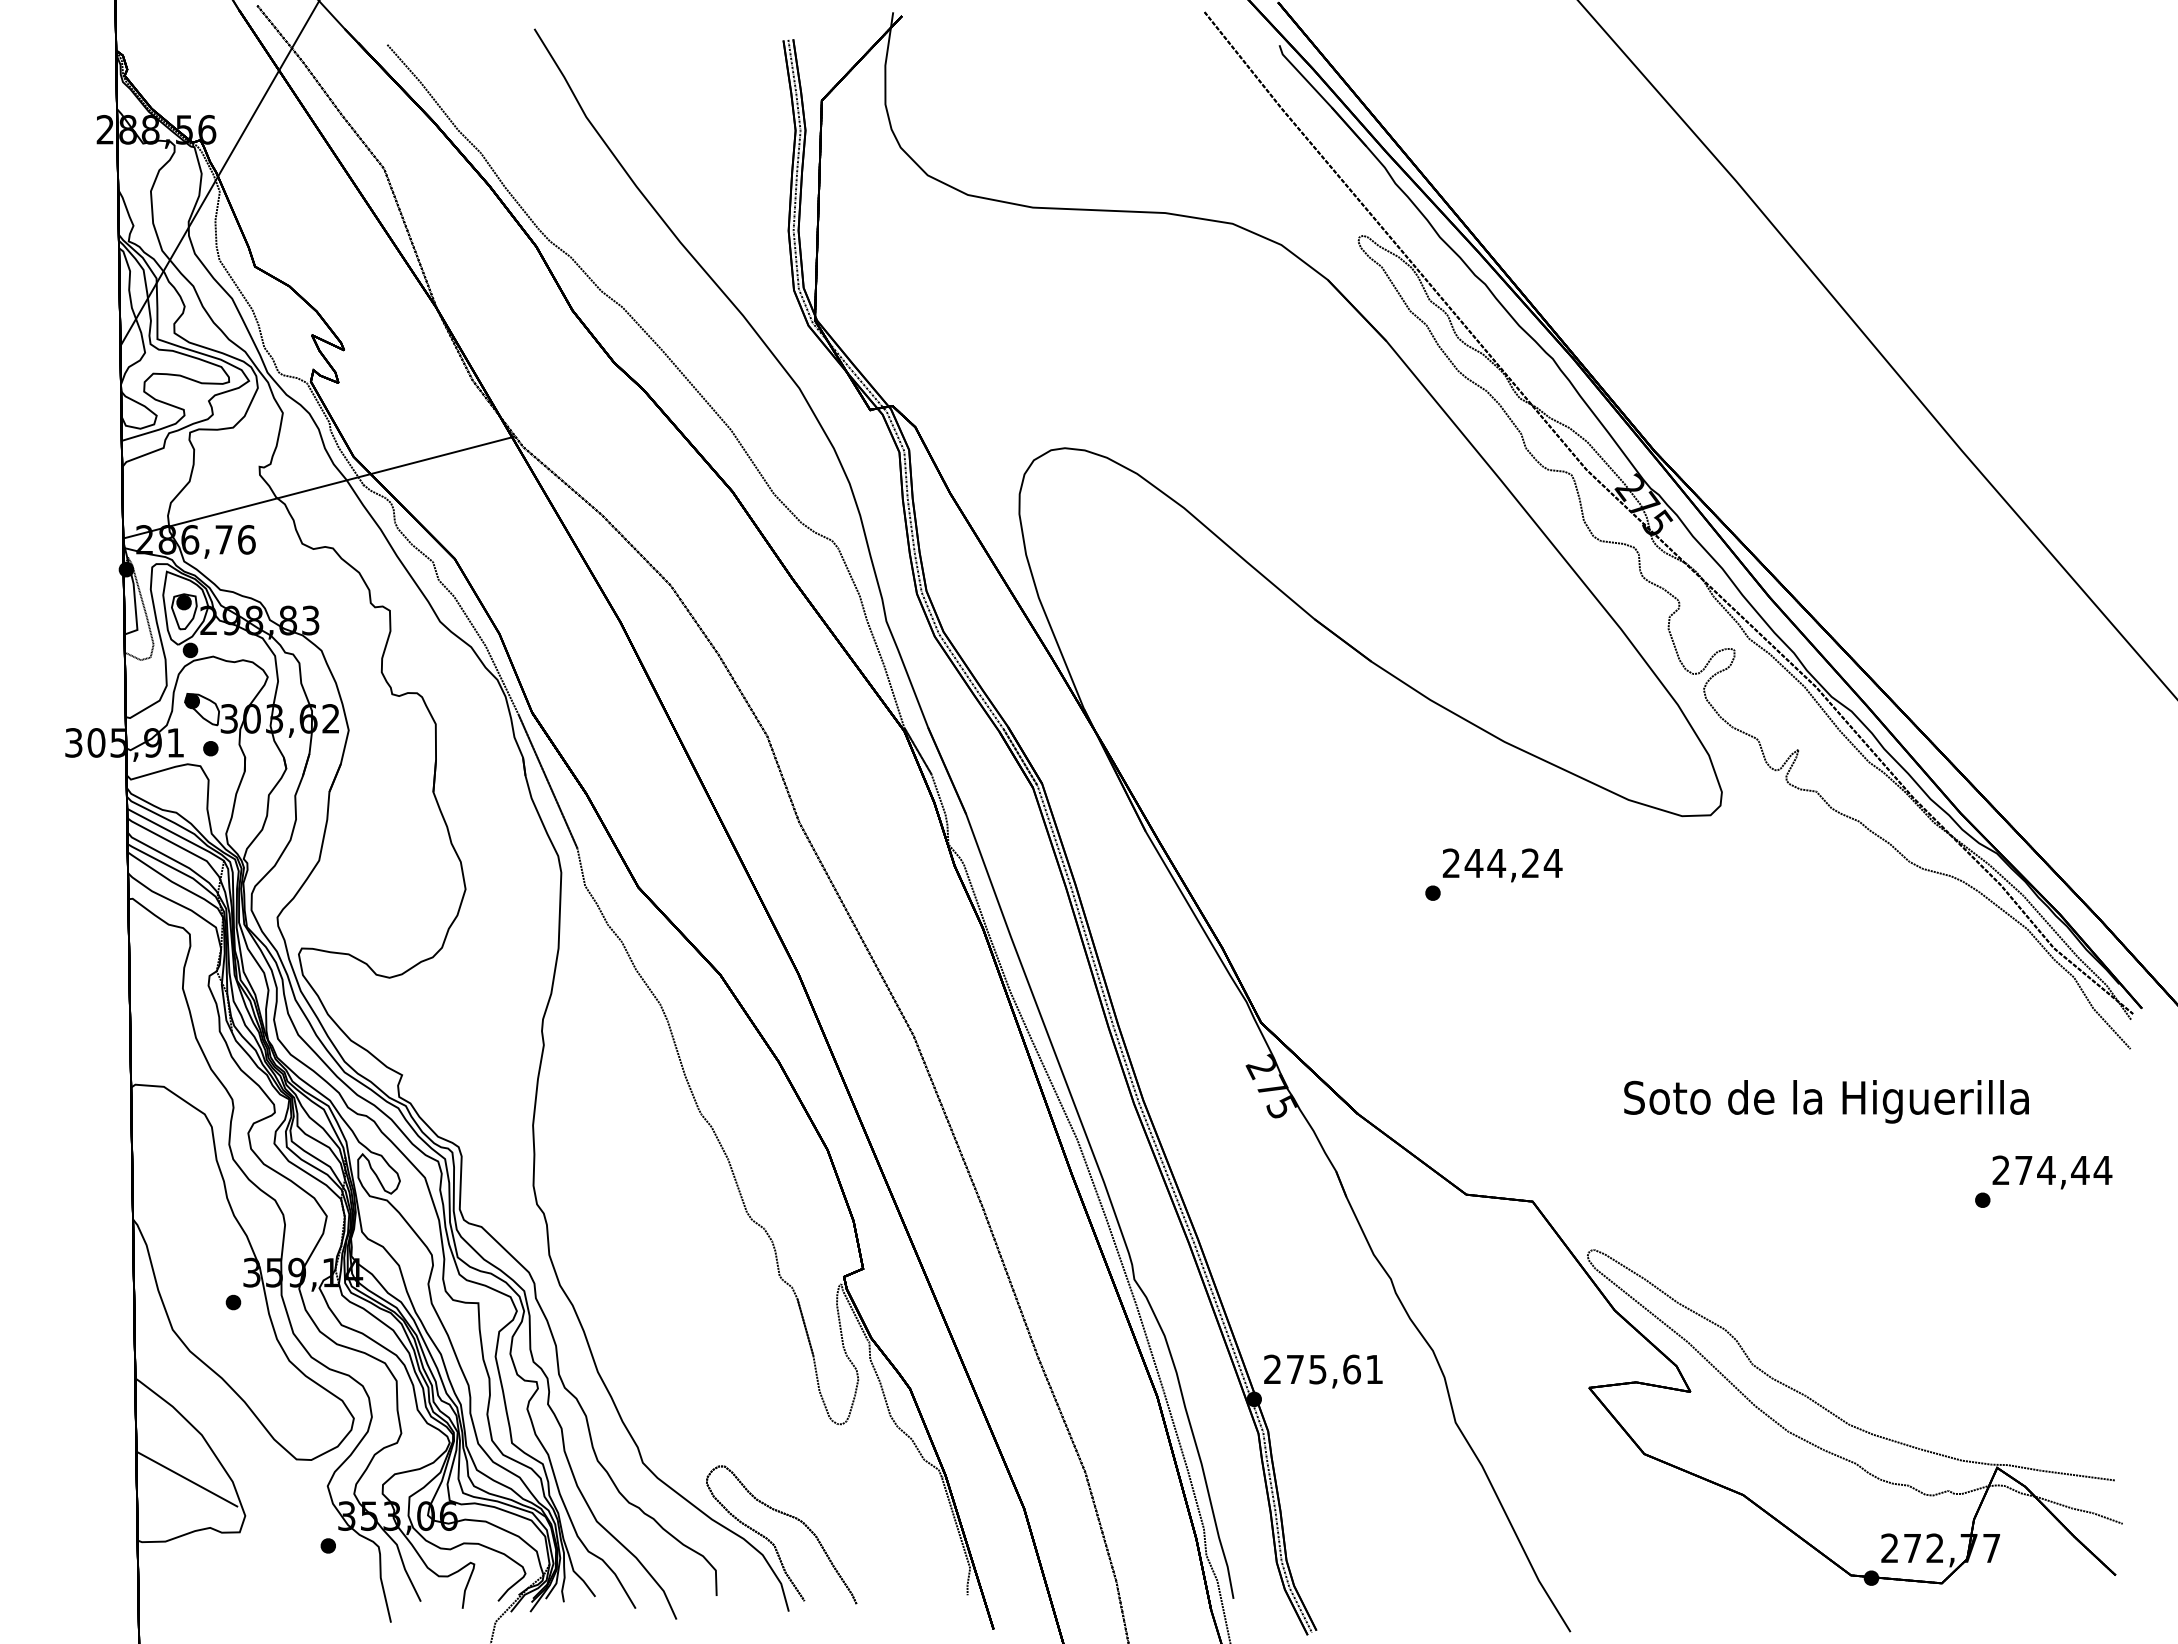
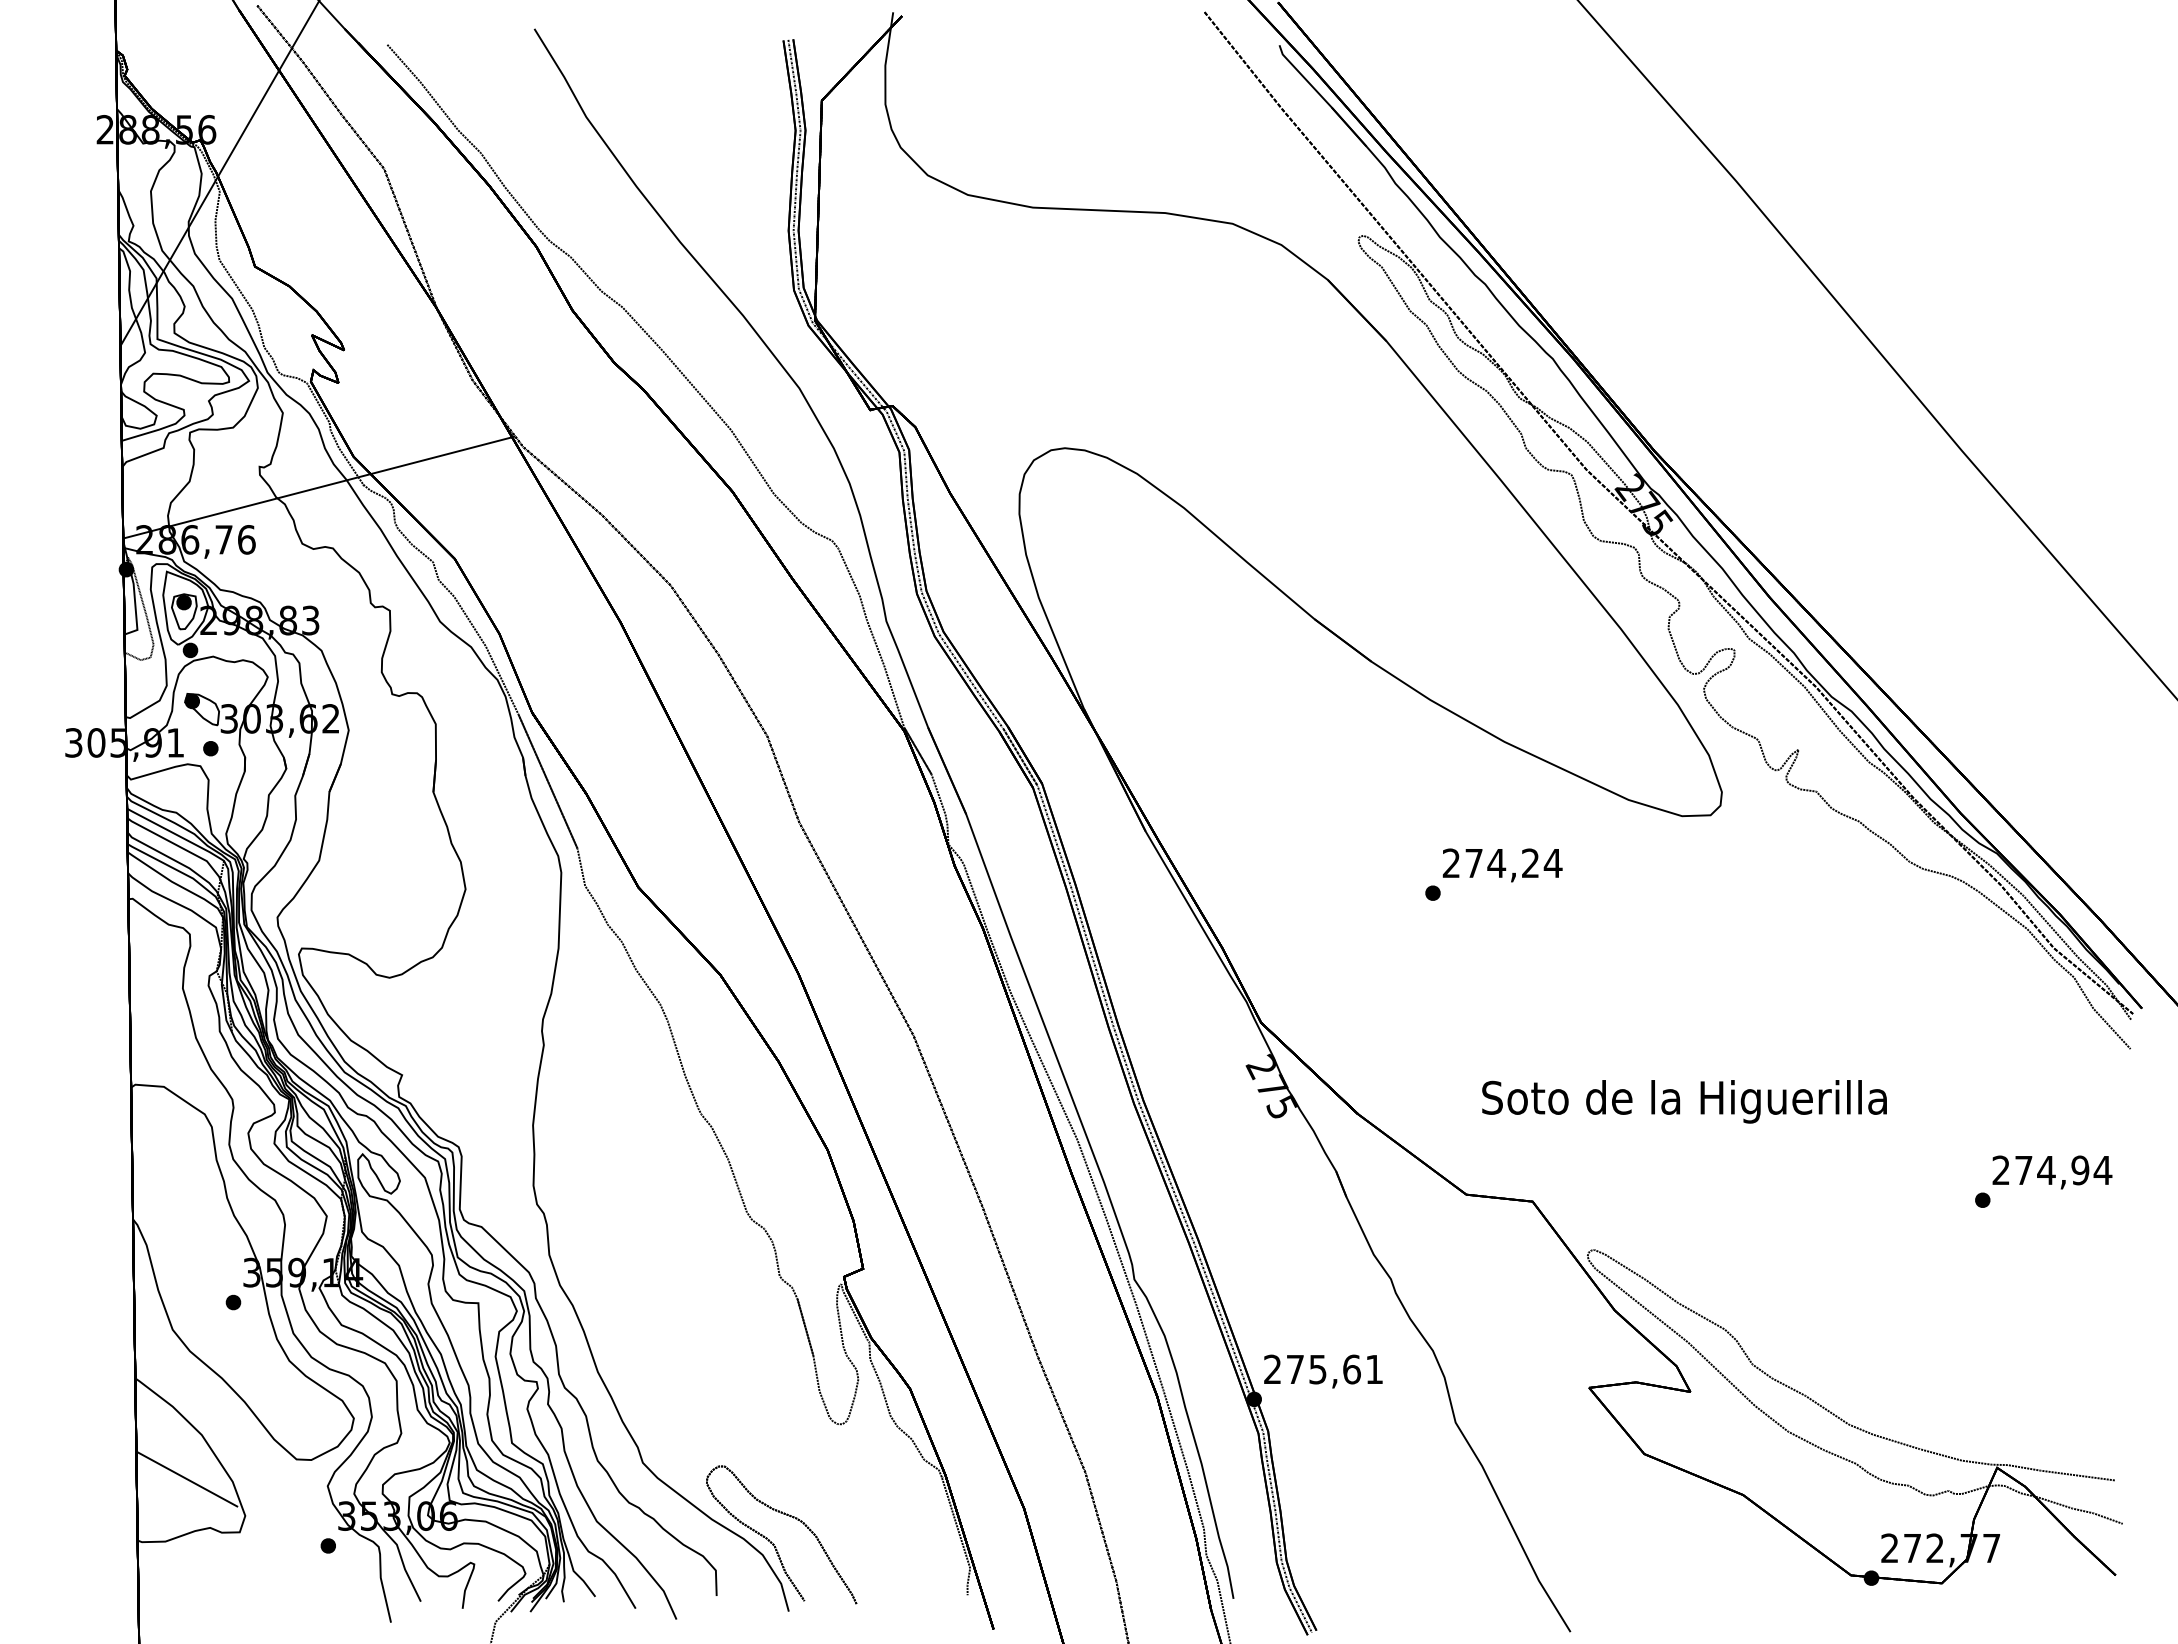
text: 244,24 -> 274,24 (1473, 863)
text position: (1826, 1101) -> (1684, 1101) (1684, 1101)
text: 274,44 -> 274,94 (2080, 1170)
